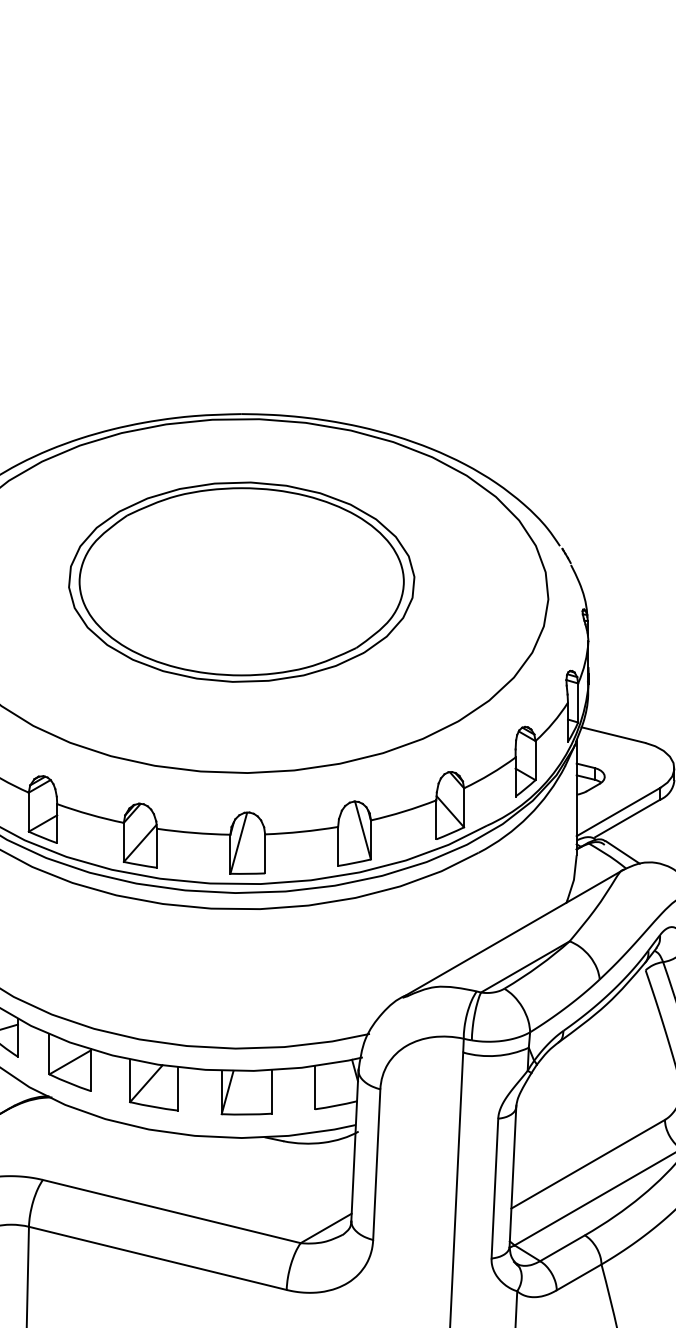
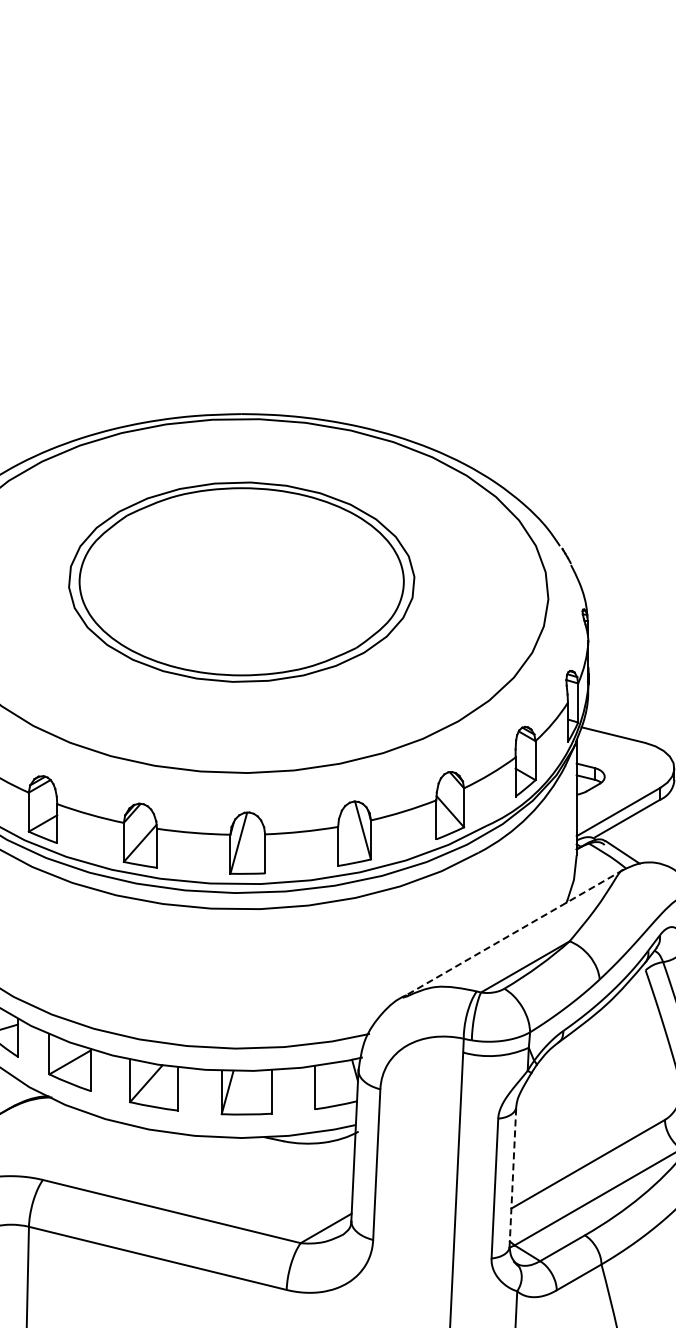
line: solid -> dashed (512, 933)
line: solid -> dashed (512, 1176)
